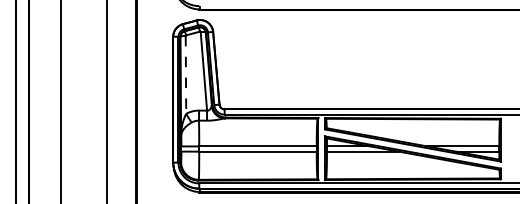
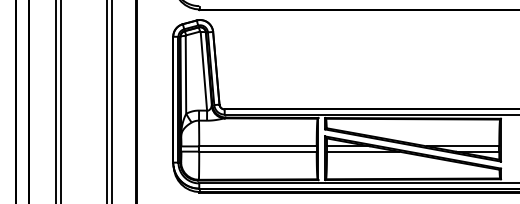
line: dashed -> solid (185, 74)
line: none -> present (55, 101)
line: none -> present (112, 101)
